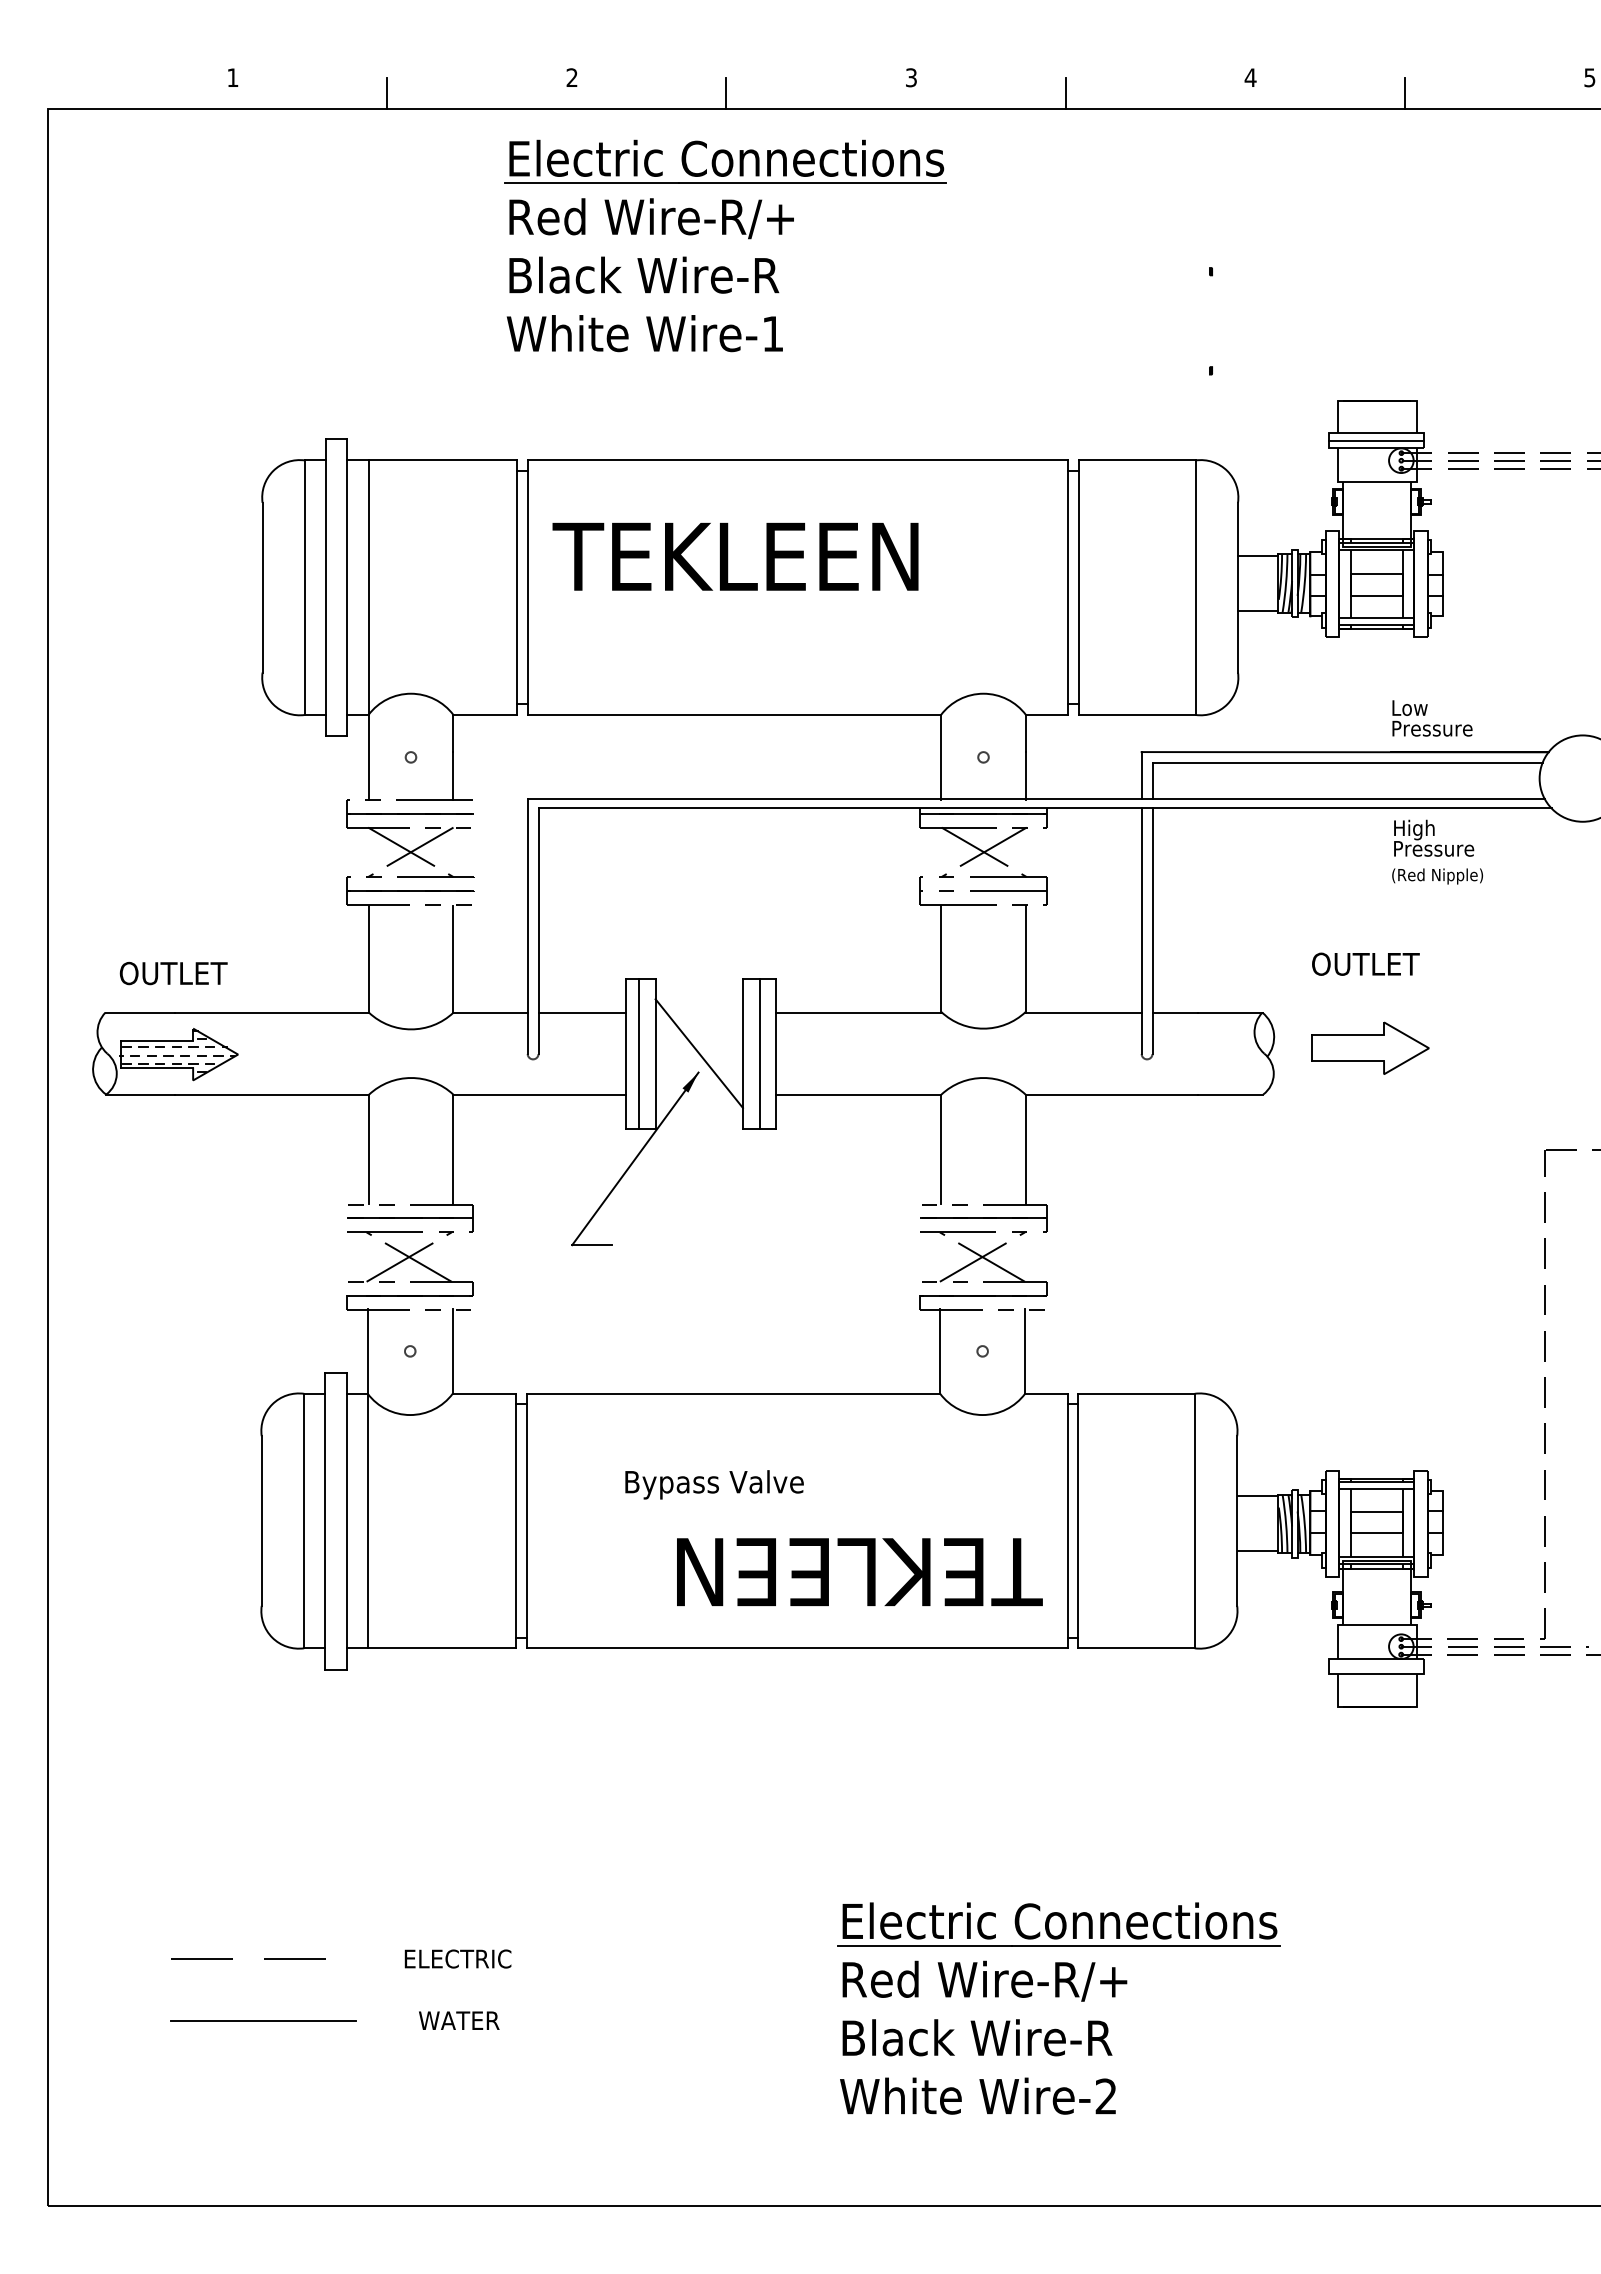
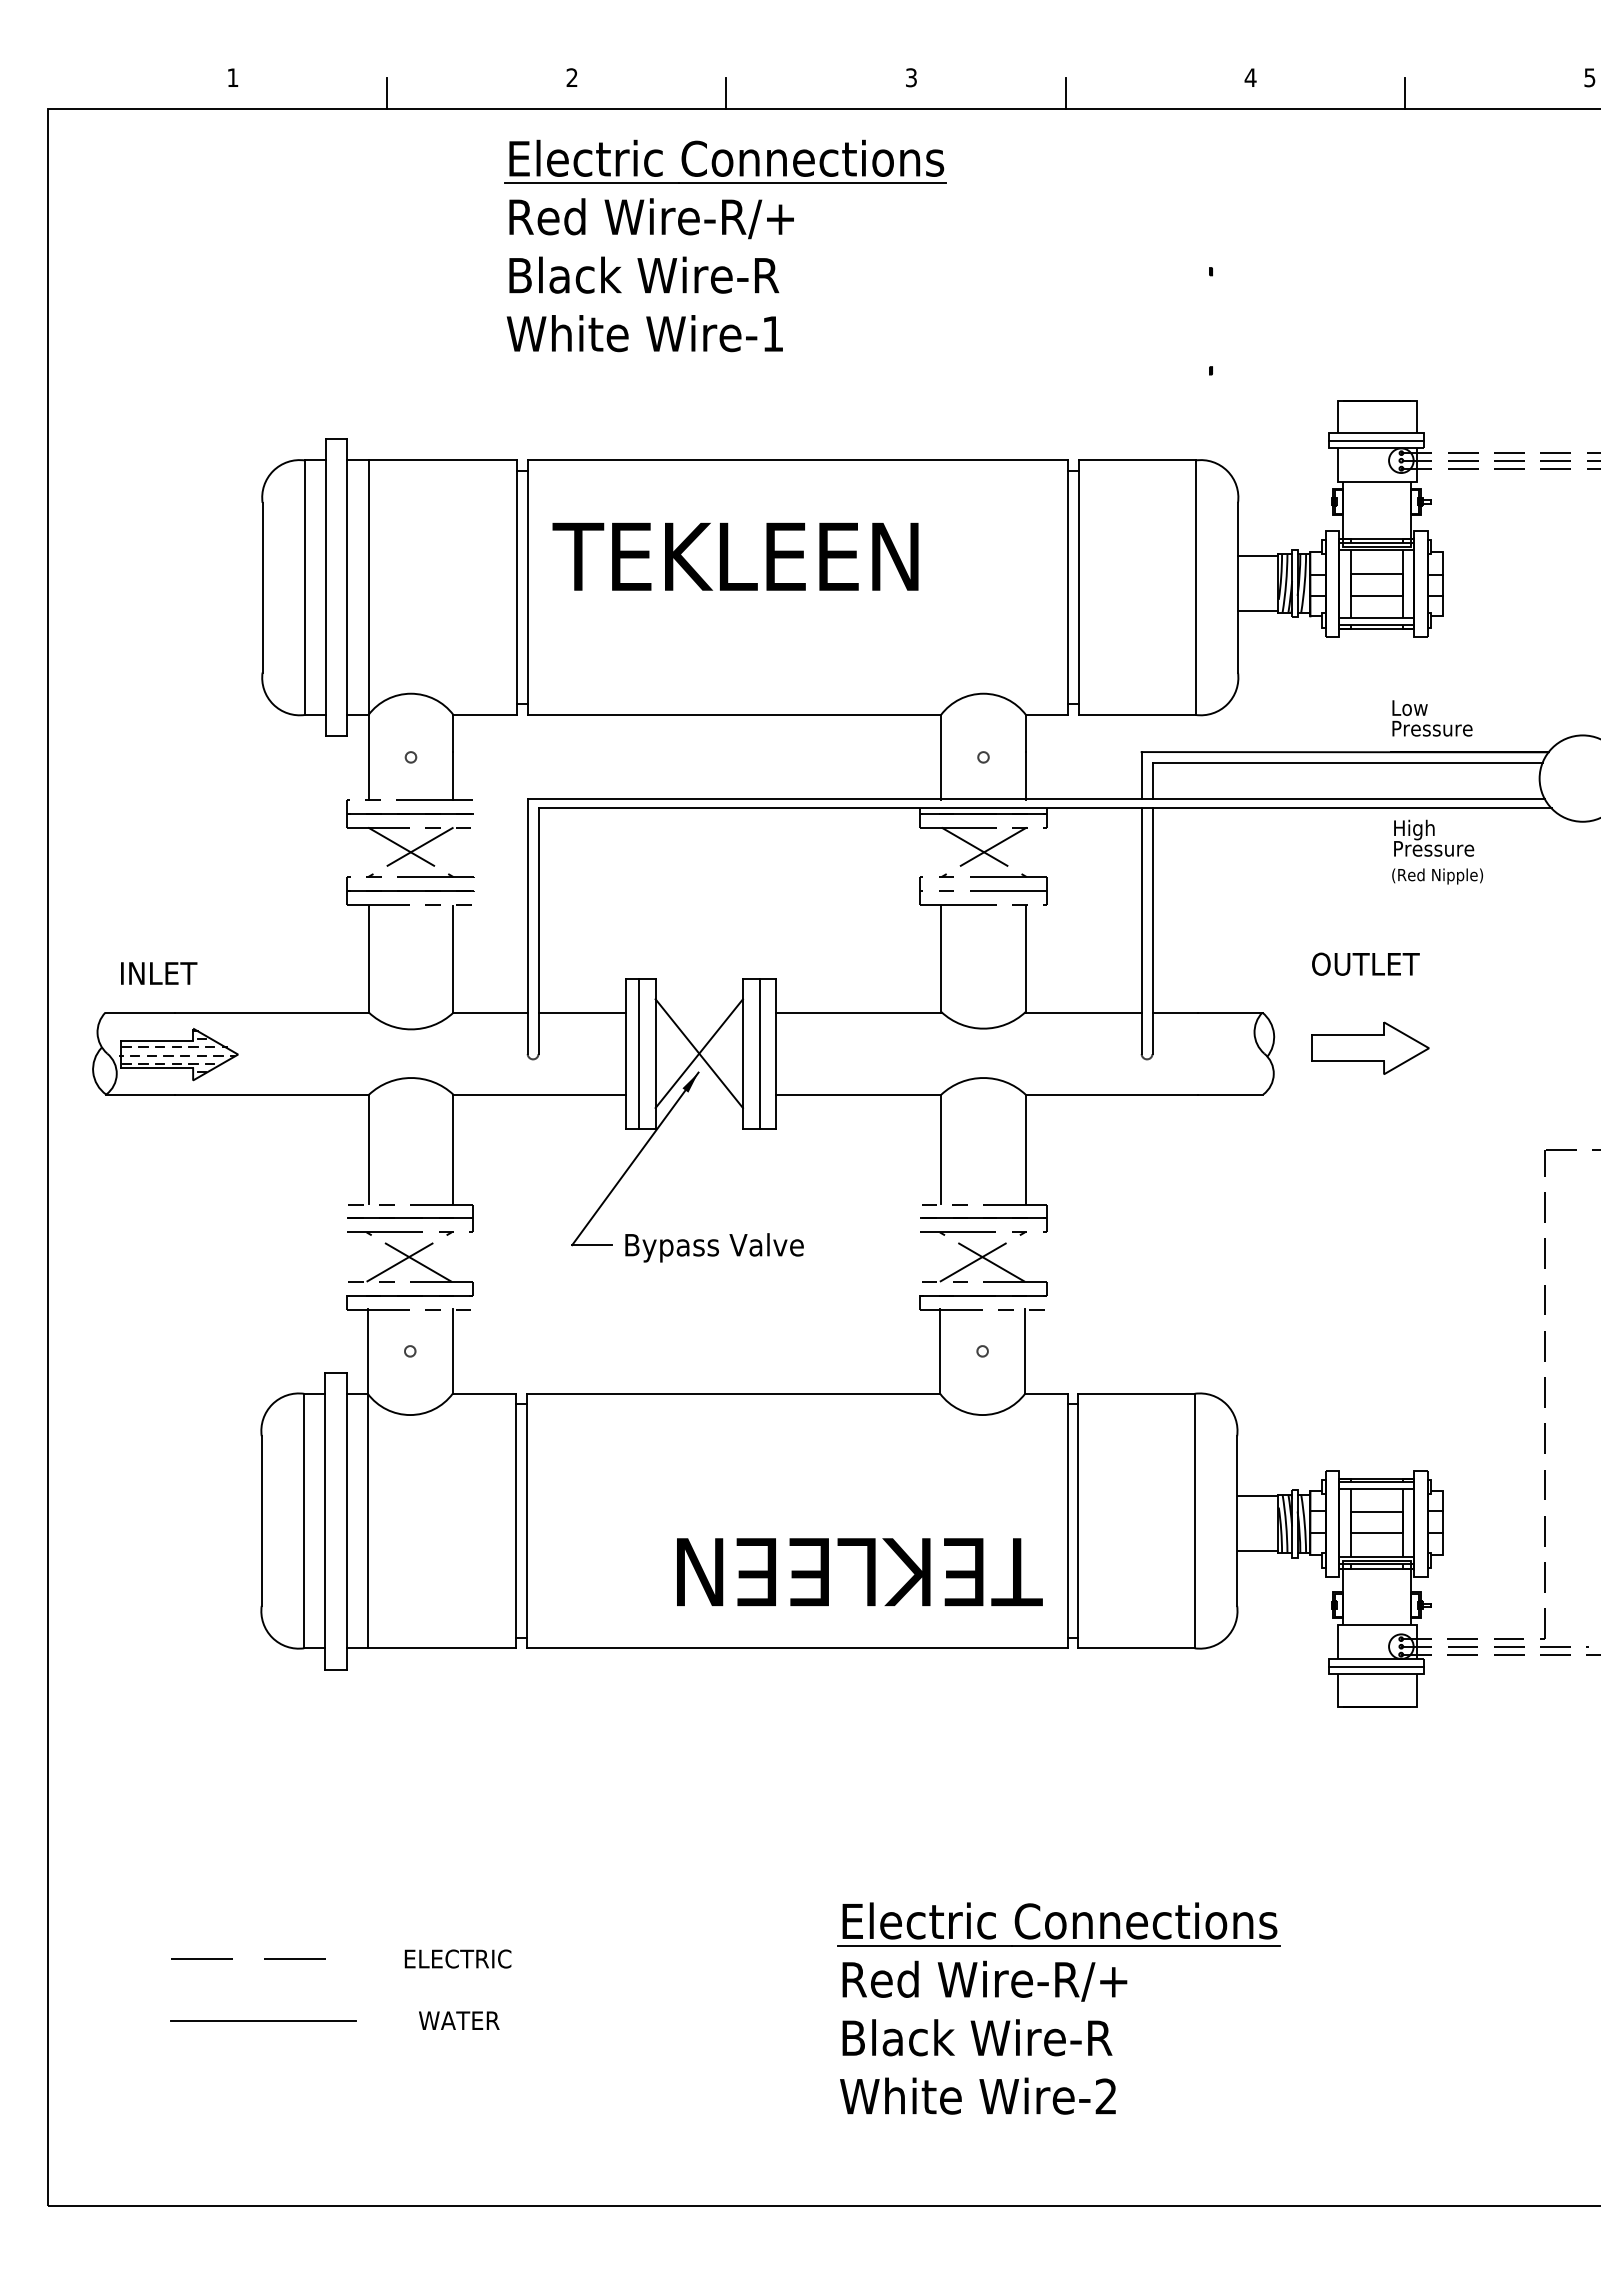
text: OUTLET -> INLET (173, 973)
line: none -> present (698, 1053)
text position: (714, 1484) -> (714, 1247) (714, 1247)
line: none -> present (1376, 1666)
